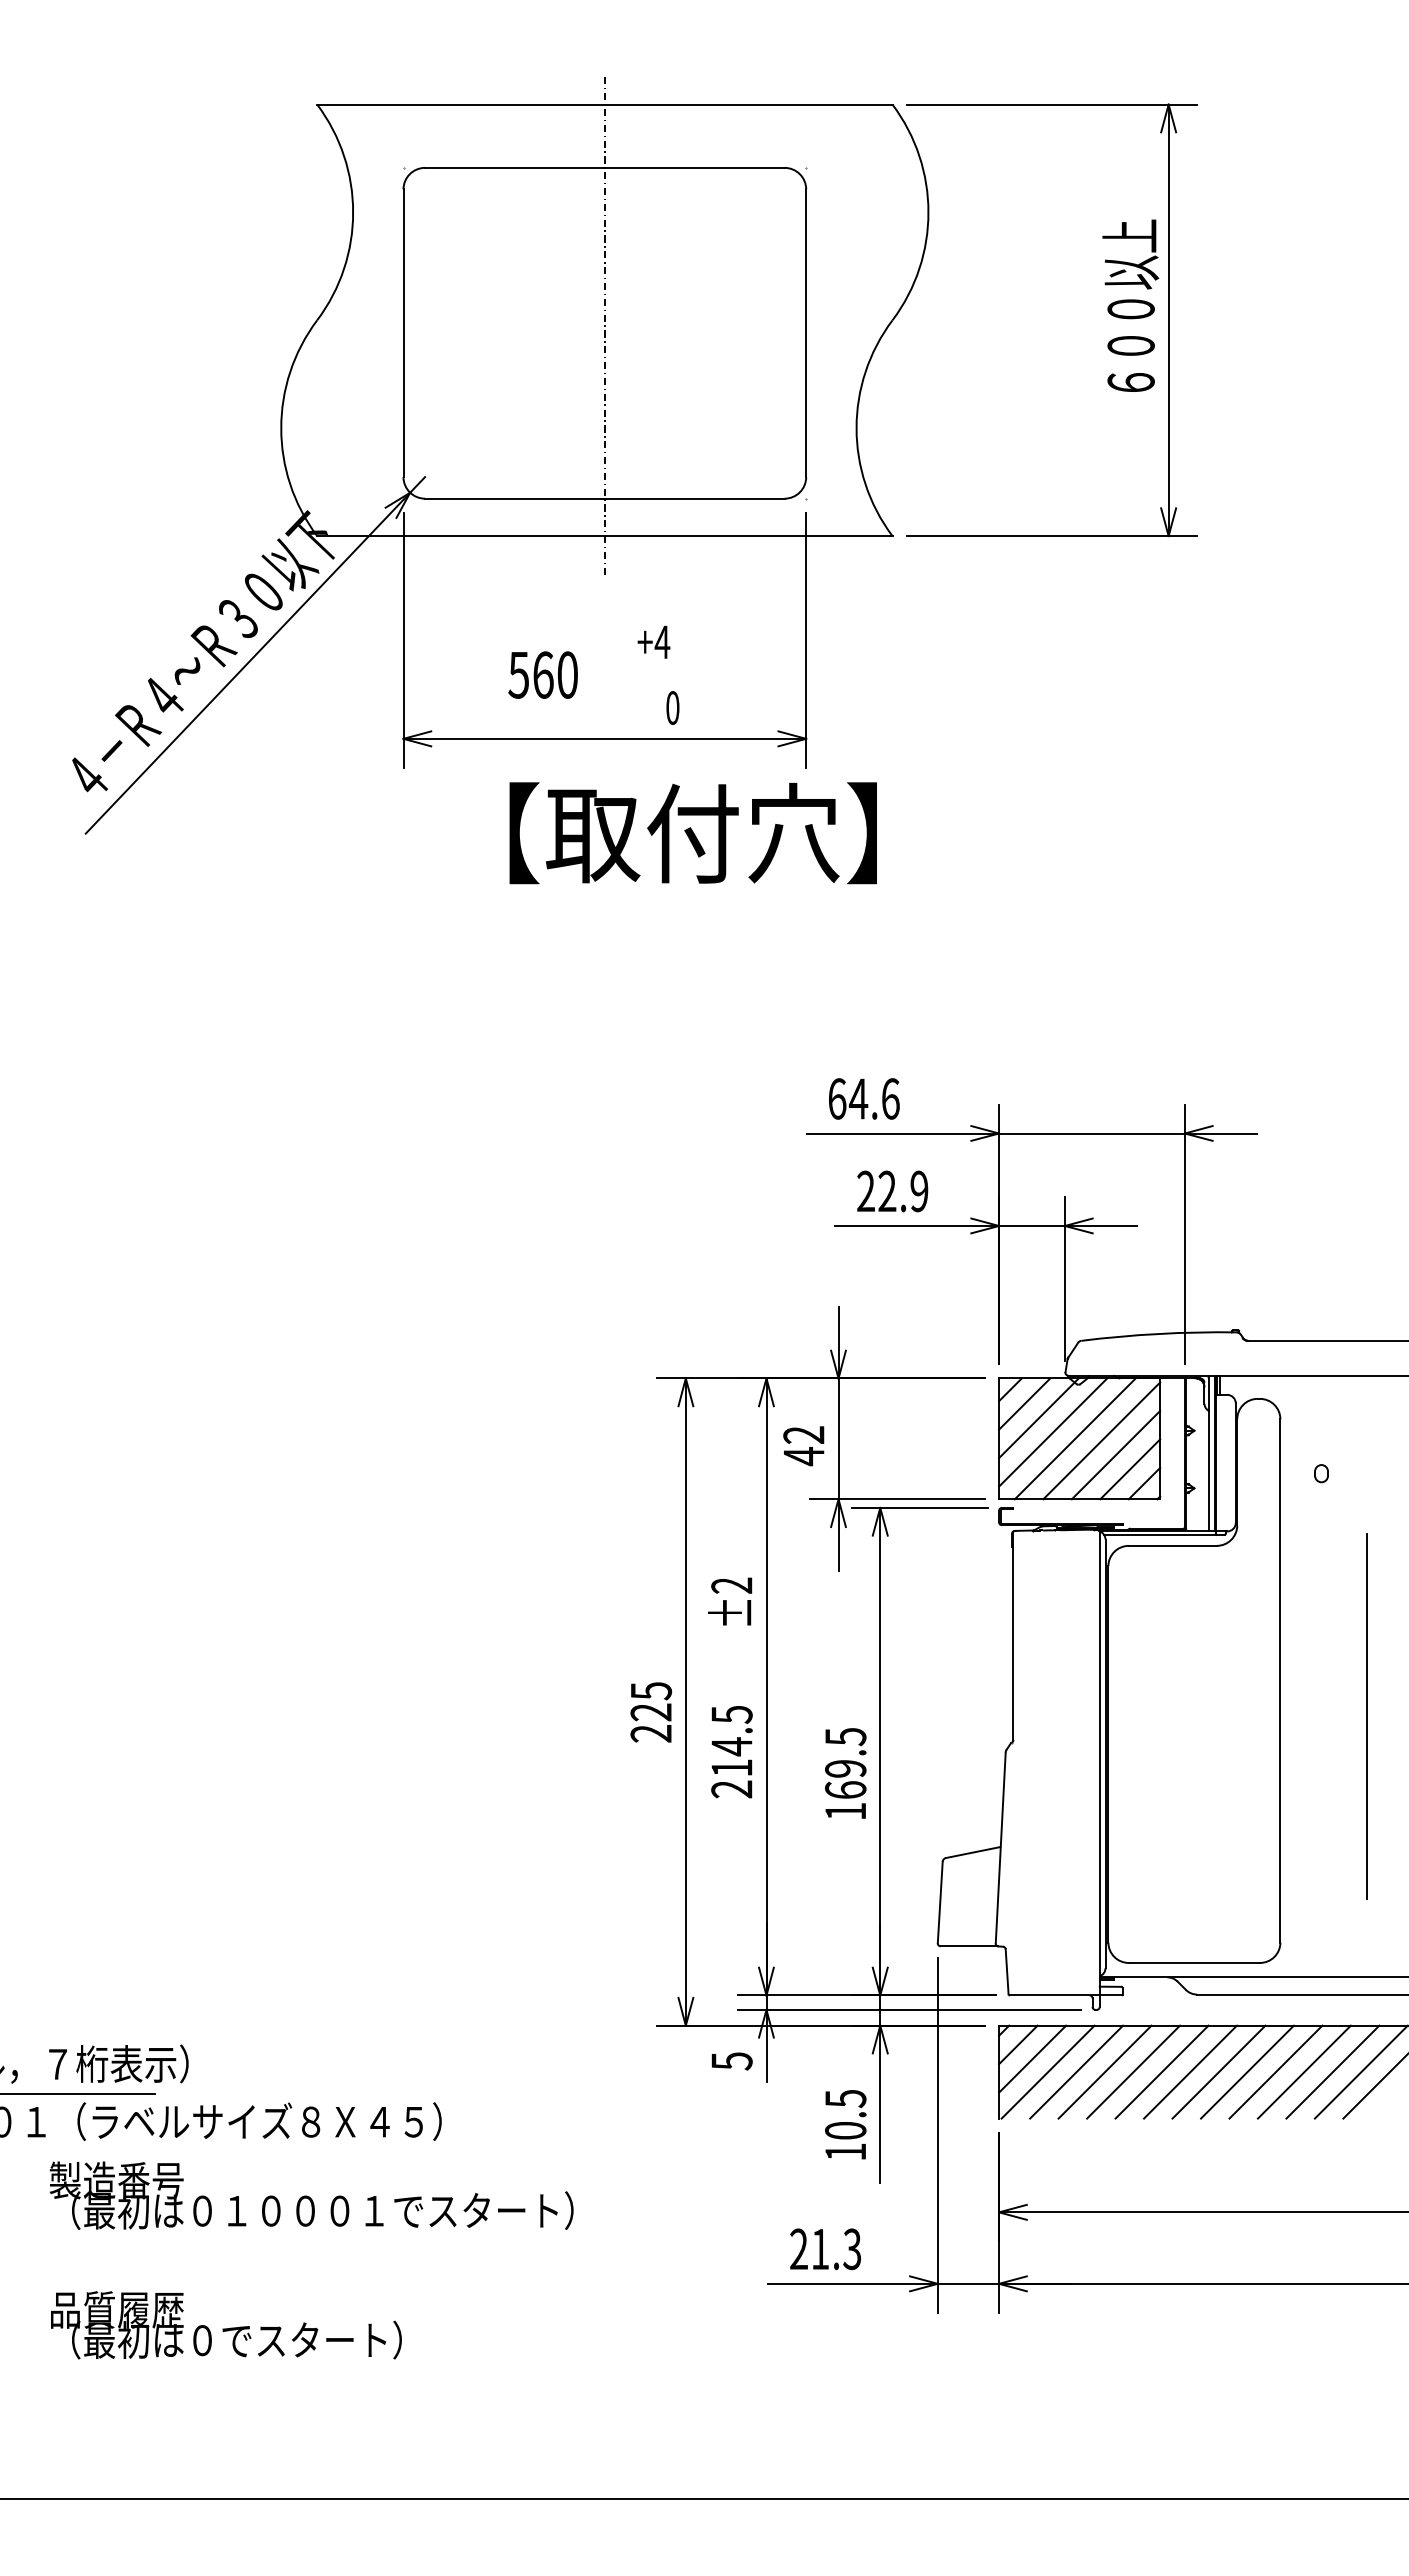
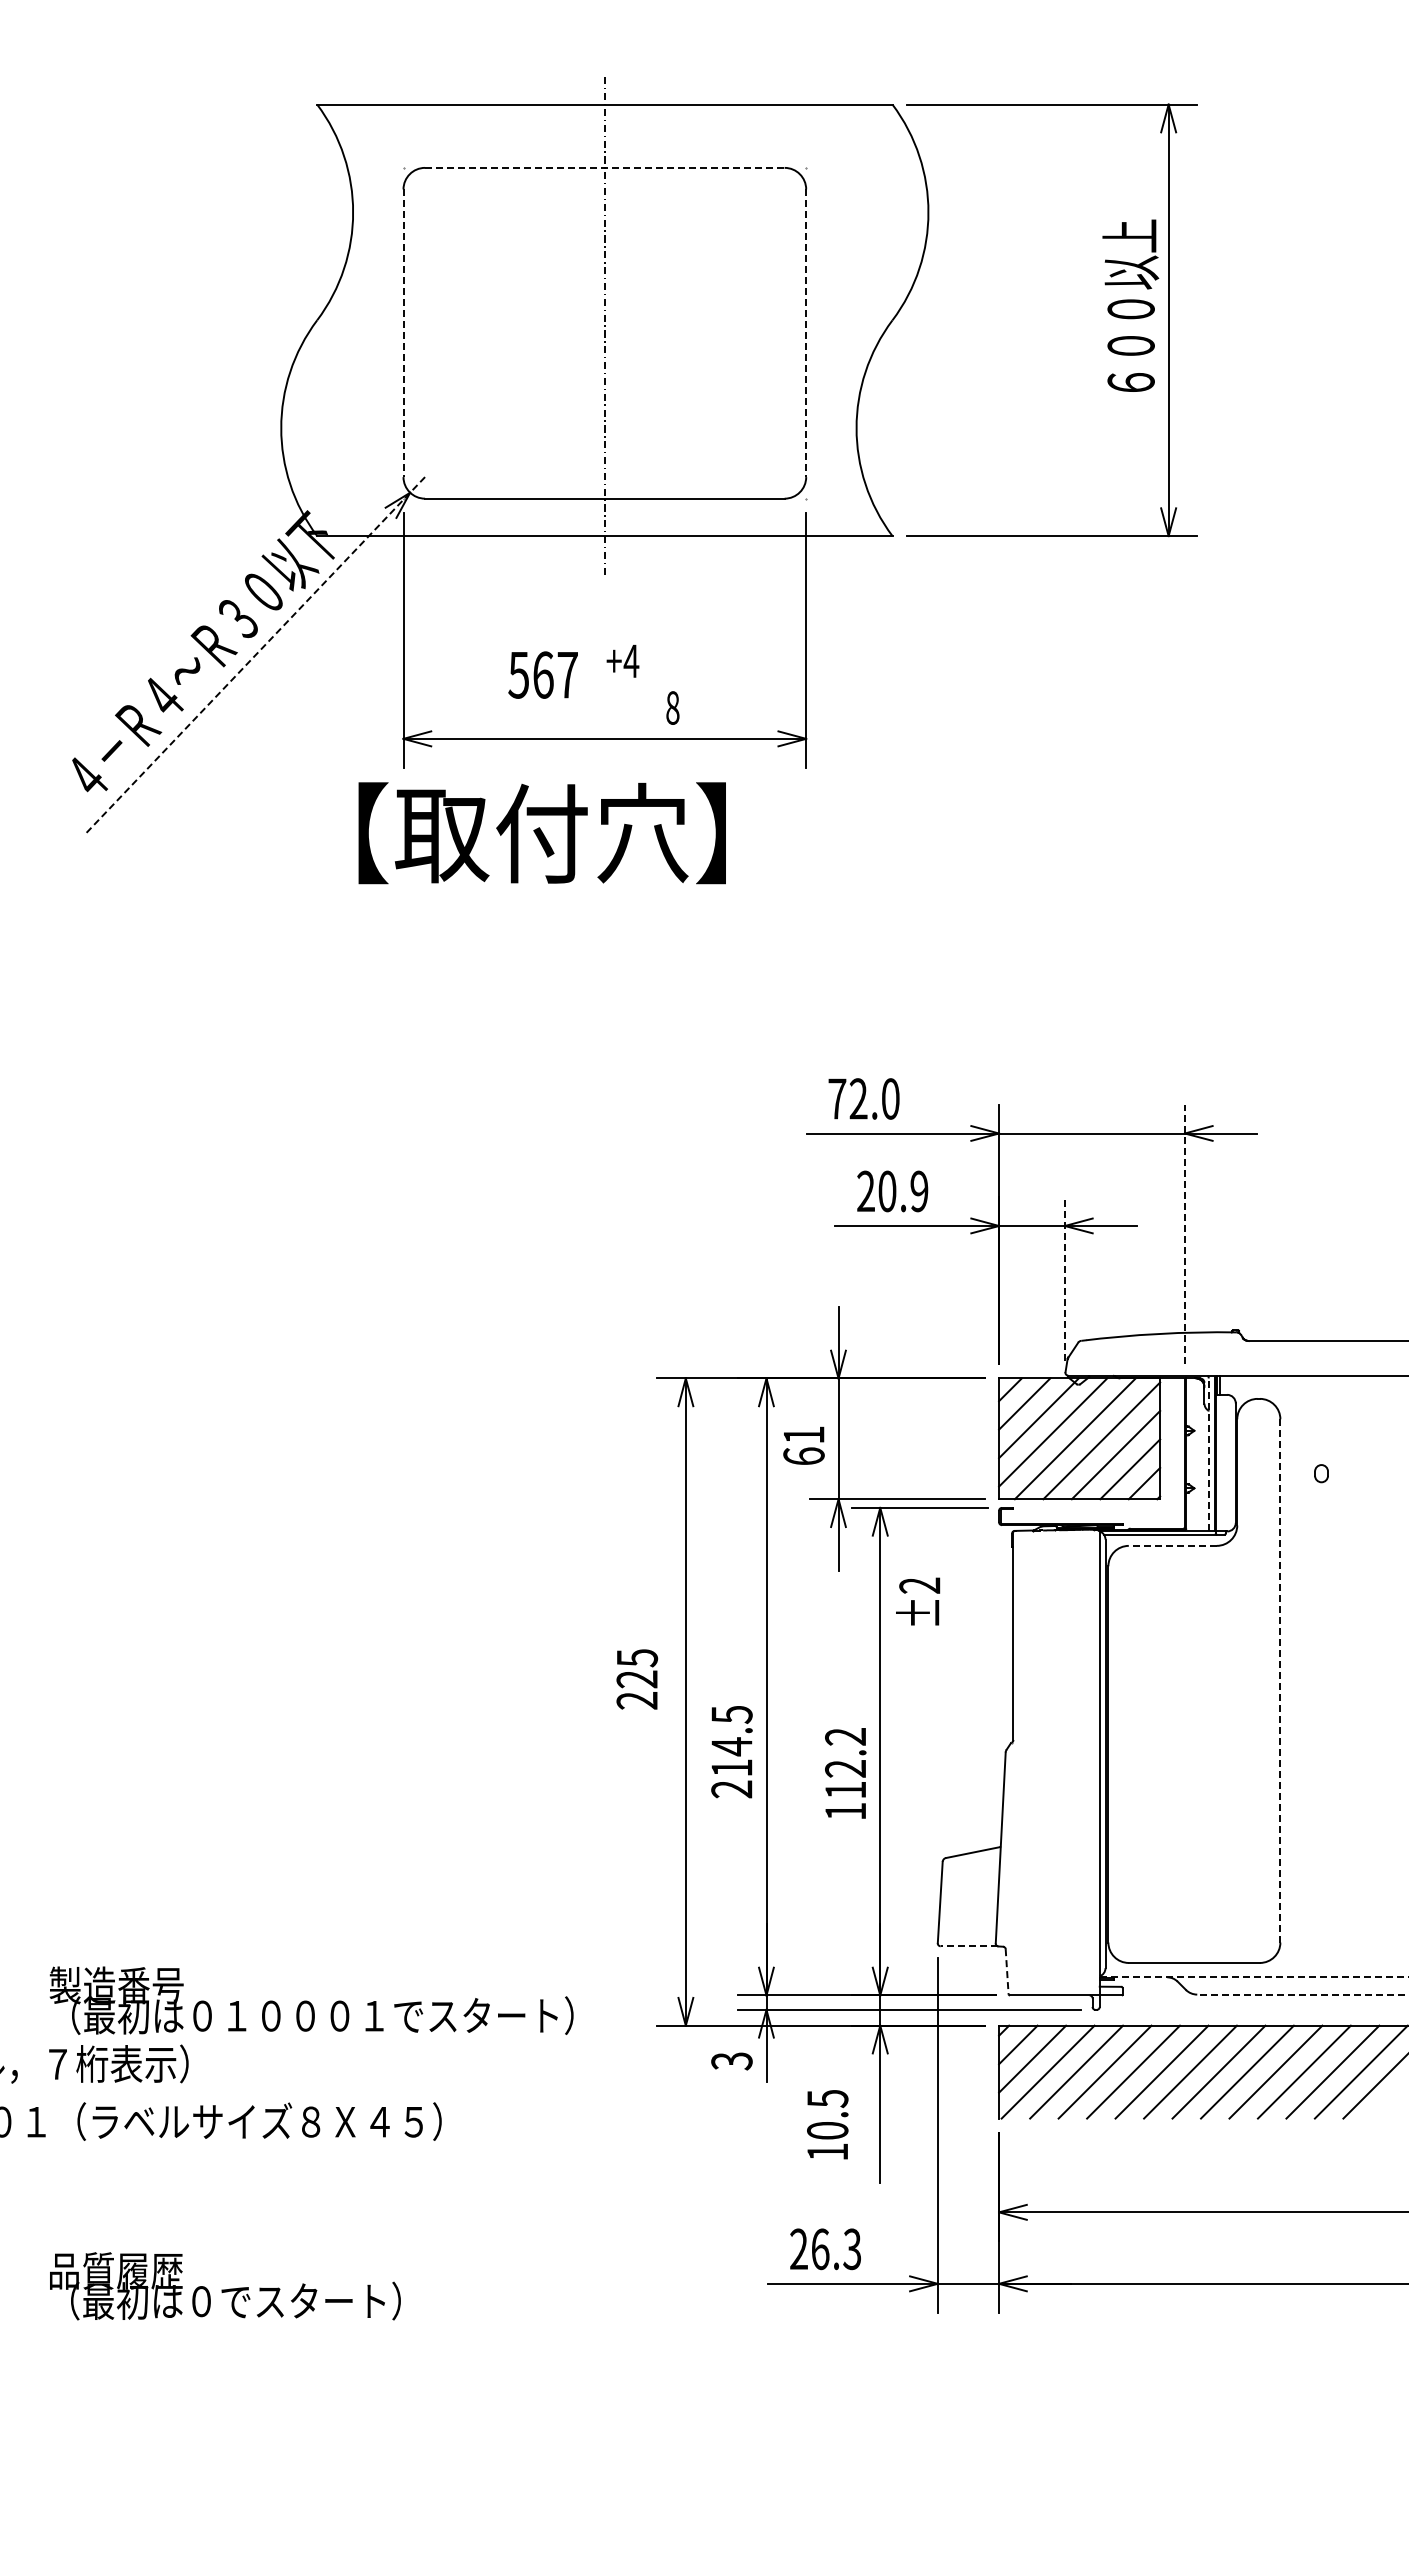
line: solid -> dashed (604, 167)
line: solid -> dashed (403, 333)
line: solid -> dashed (806, 333)
text position: (653, 641) -> (622, 660) (622, 660)
line: solid -> dashed (255, 655)
text: 560 -> 567 (567, 674)
text: 0 -> 8 (672, 707)
text position: (692, 833) -> (541, 833) (541, 833)
text: 64.6 -> 72.0 (863, 1098)
text: 22.9 -> 20.9 (887, 1191)
line: solid -> dashed (1184, 1234)
line: solid -> dashed (1064, 1279)
text: 42 -> 61 (803, 1446)
line: solid -> dashed (1208, 1454)
line: solid -> dashed (1172, 1545)
text position: (730, 1601) -> (918, 1601) (918, 1601)
line: solid -> dashed (1280, 1680)
text position: (651, 1712) -> (637, 1679) (637, 1679)
line: present -> none (1366, 1716)
text: 169.5 -> 112.2 (845, 1763)
line: solid -> dashed (968, 1946)
line: solid -> dashed (1007, 1971)
line: solid -> dashed (1254, 1977)
line: solid -> dashed (1302, 1994)
text: 5 -> 3 (731, 2061)
line: present -> none (78, 2093)
text position: (845, 2124) -> (827, 2124) (827, 2124)
text position: (311, 2195) -> (311, 2000) (311, 2000)
text: 21.3 -> 26.3 (820, 2249)
text position: (226, 2325) -> (225, 2286) (225, 2286)
line: present -> none (703, 2498)
